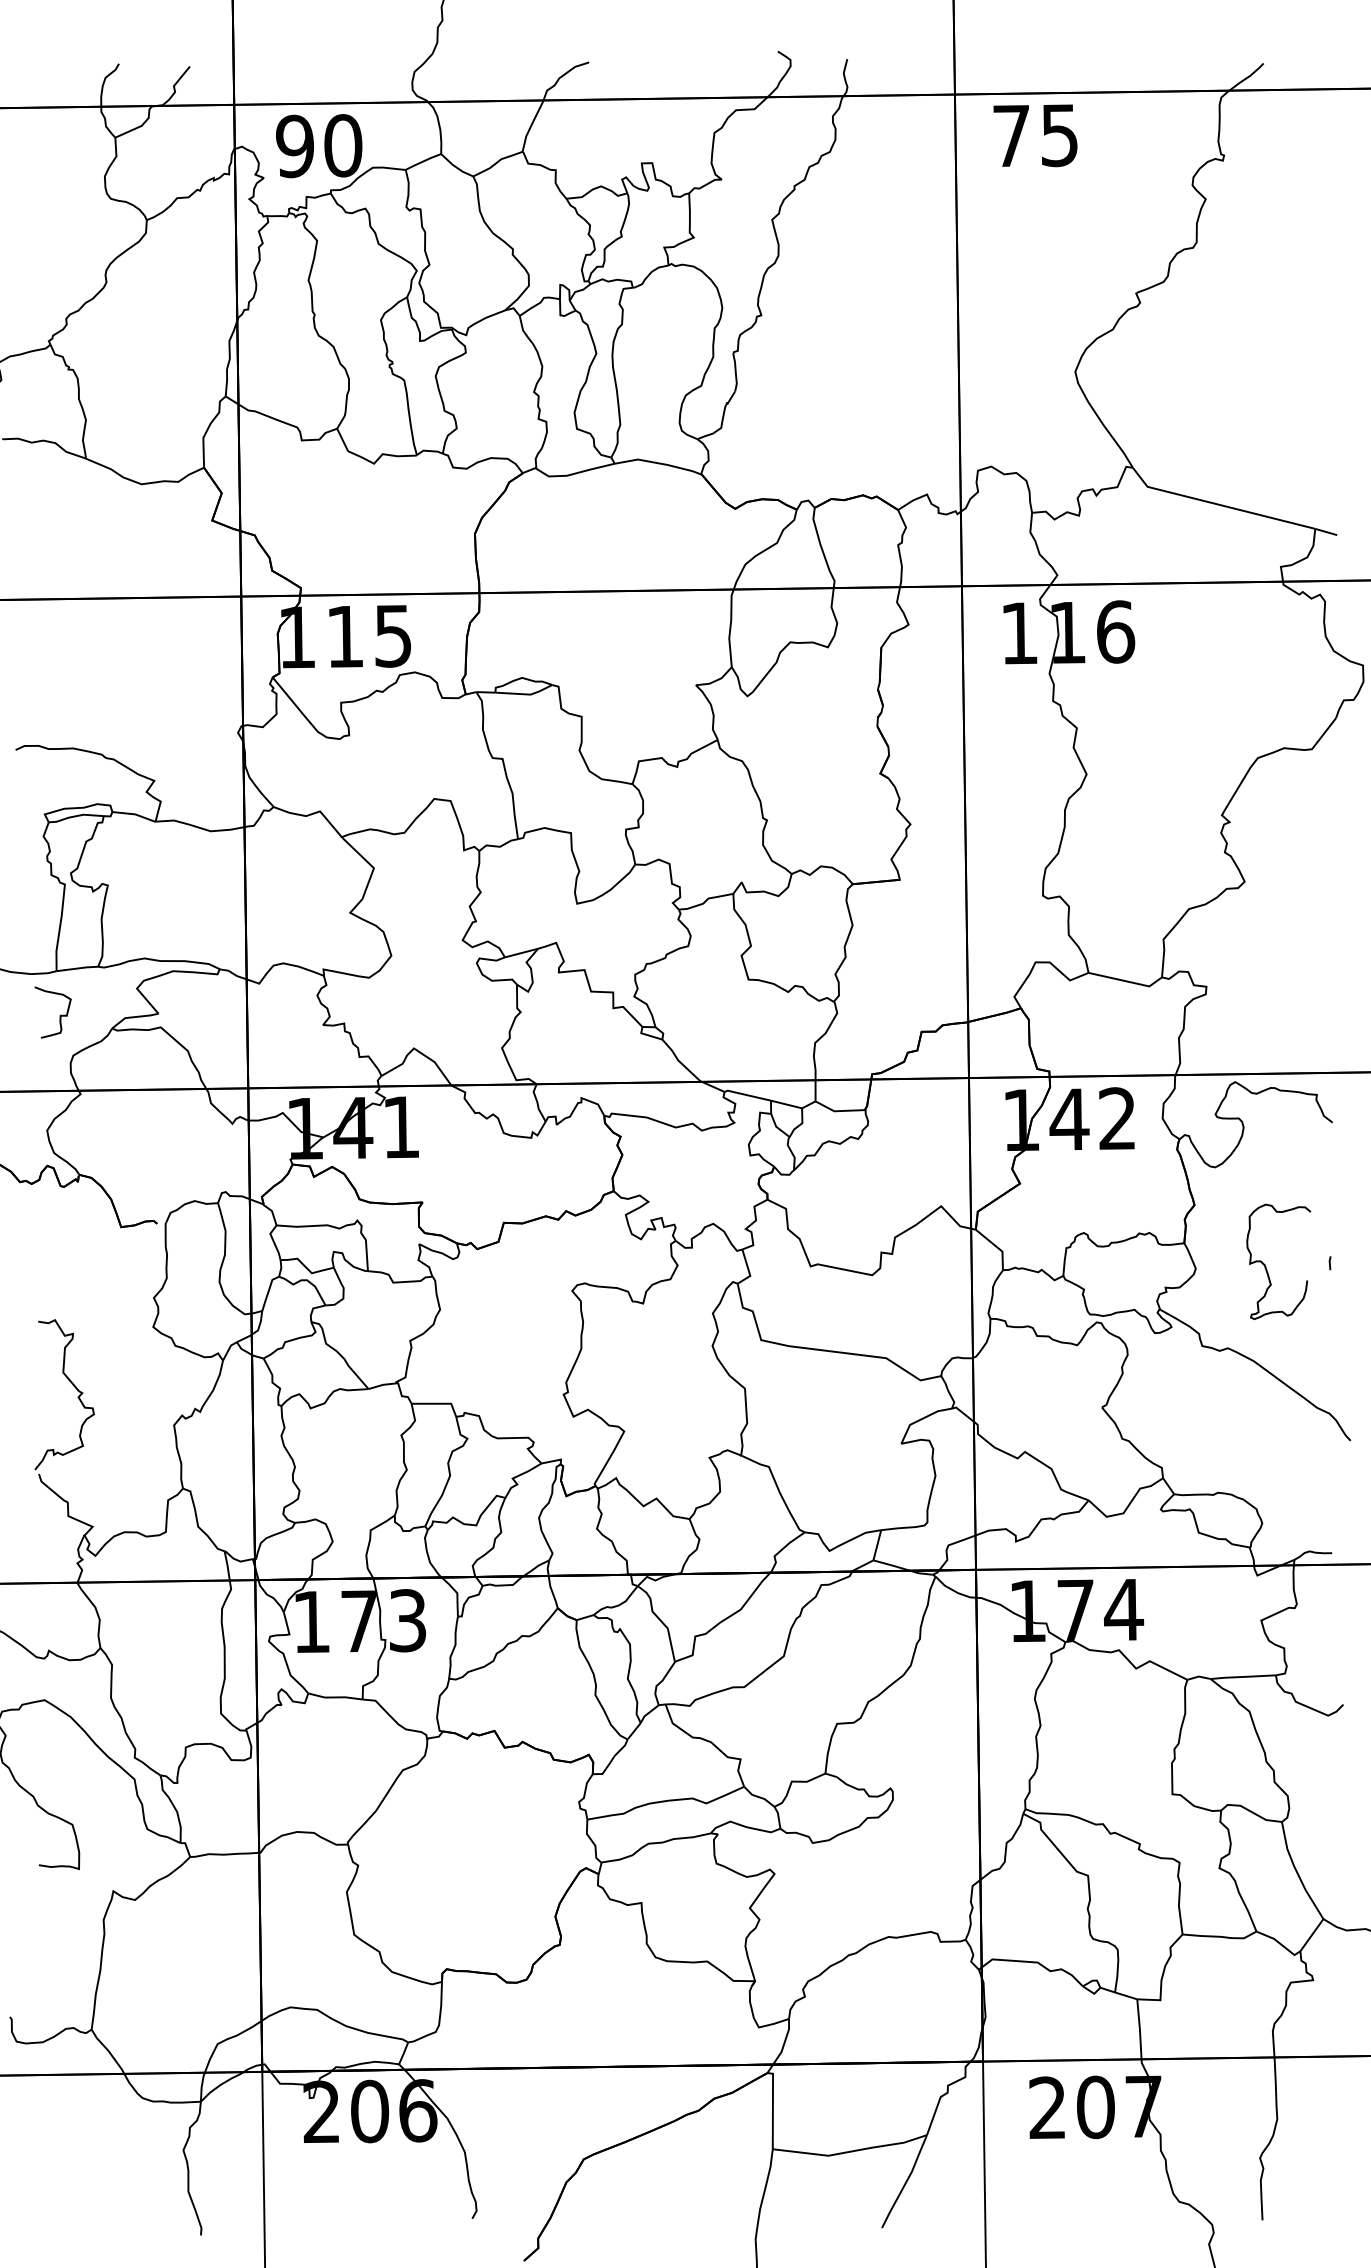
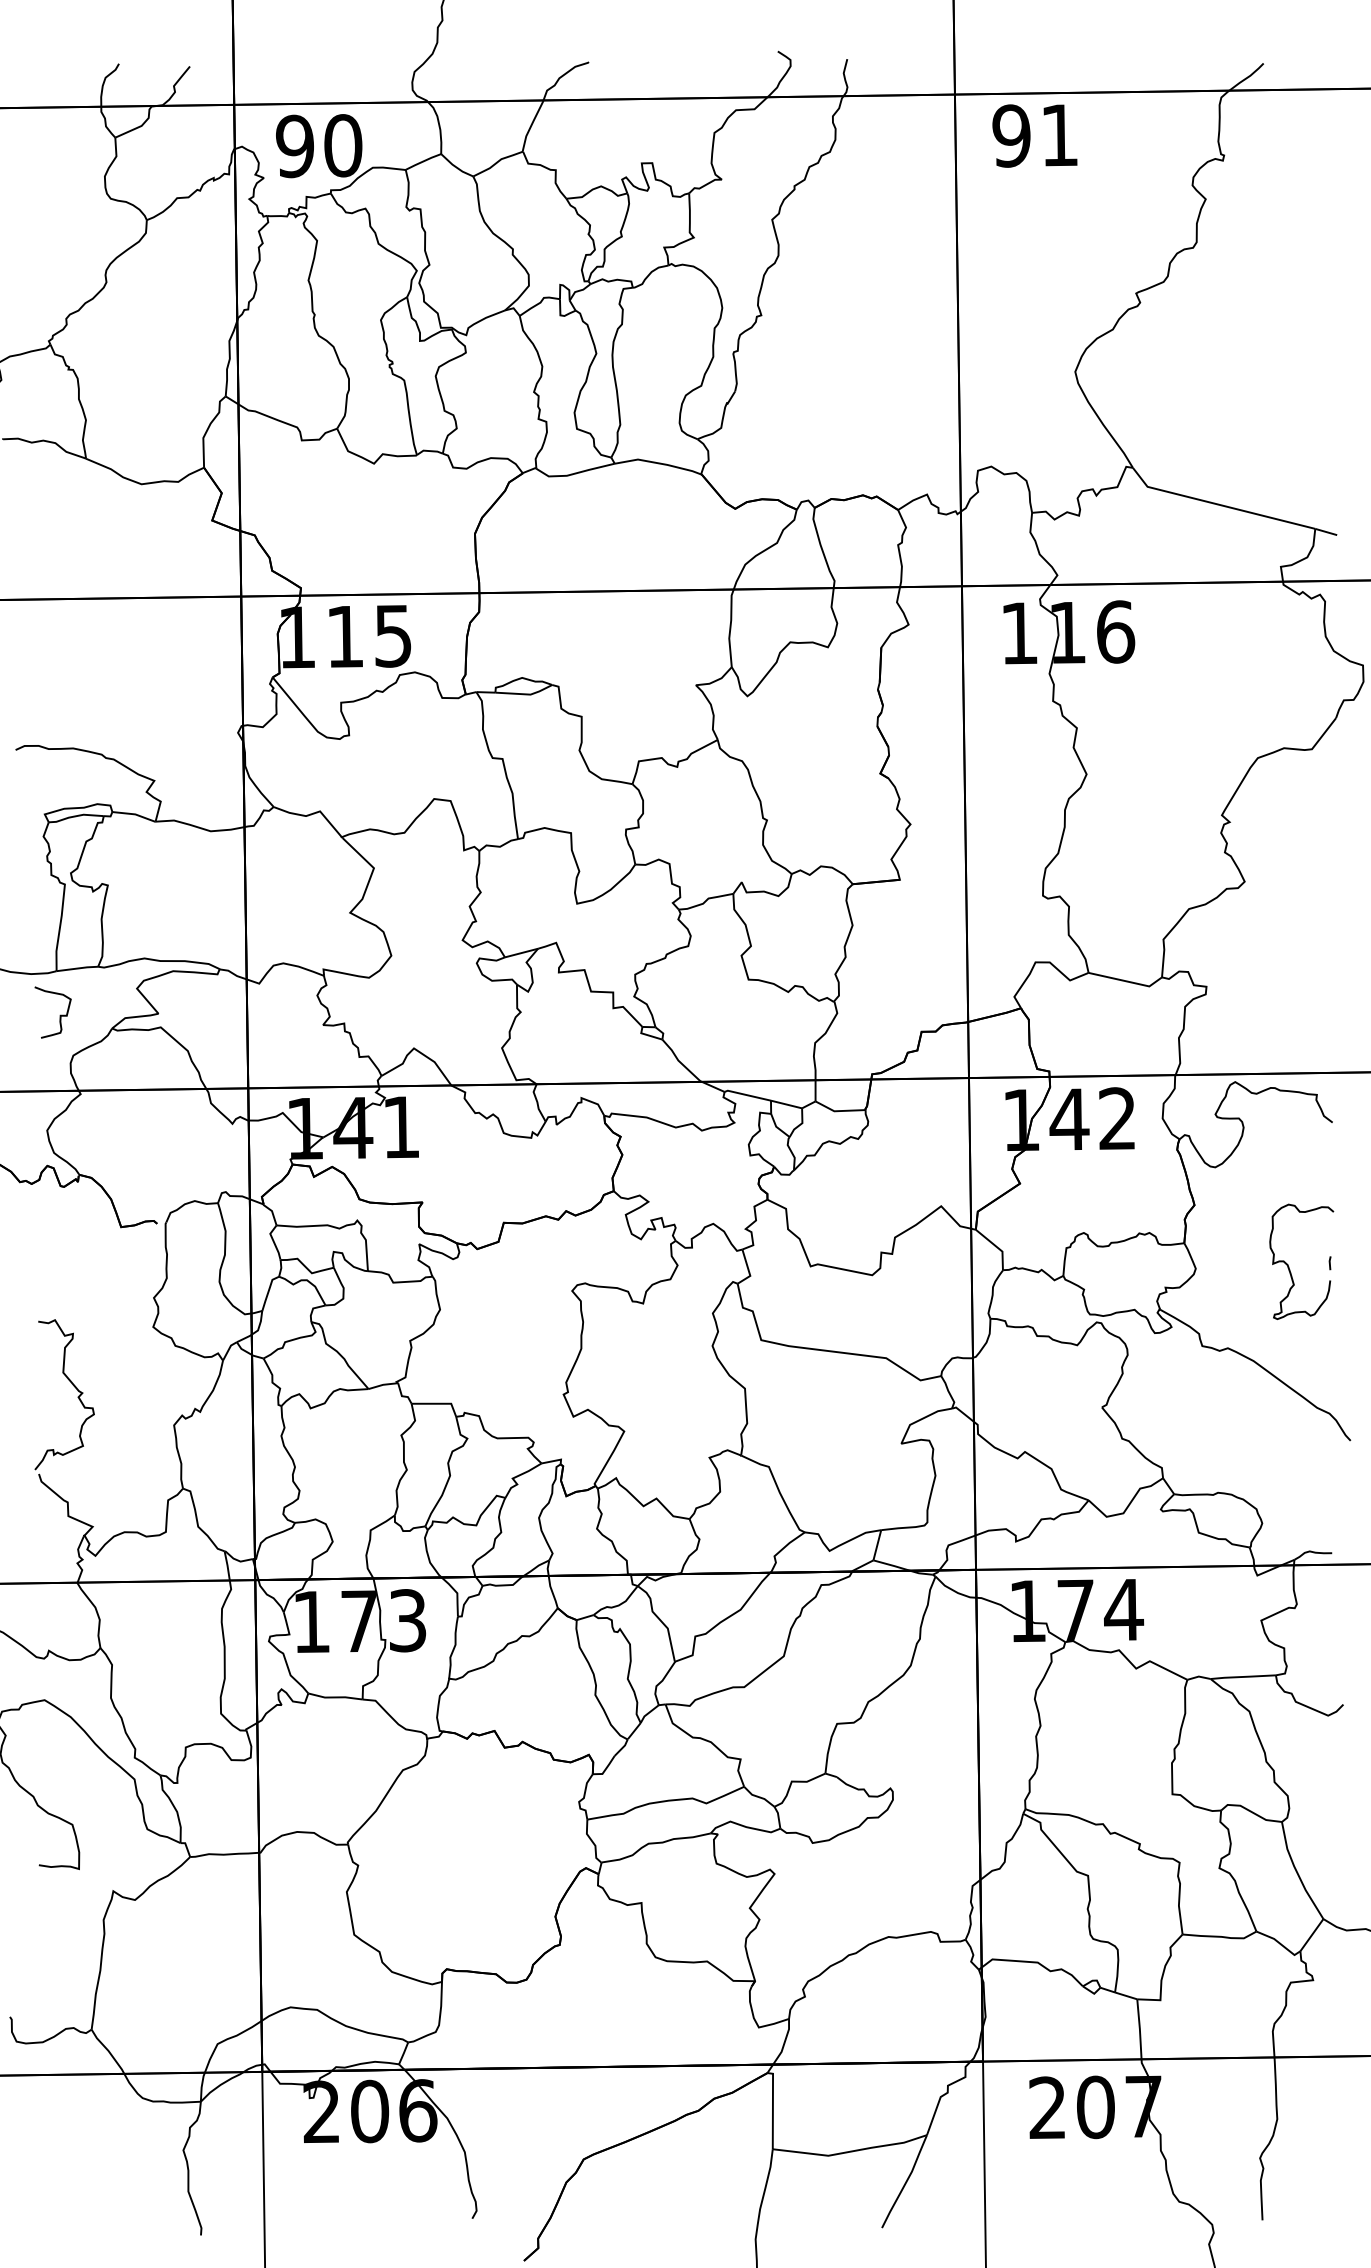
text: 75 -> 91 (1034, 135)
curve position: (1266, 1266) -> (1289, 1266) (1289, 1266)
